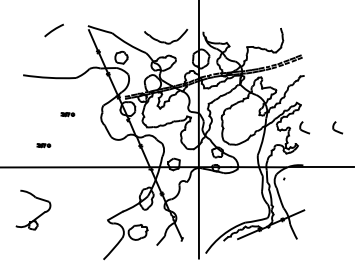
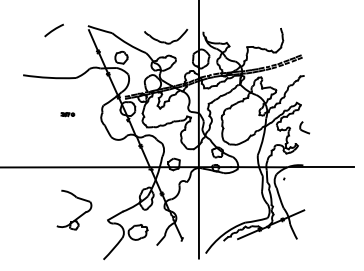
part: present -> none (337, 127)
part: present -> none (43, 145)
part position: (38, 215) -> (79, 215) (79, 215)
